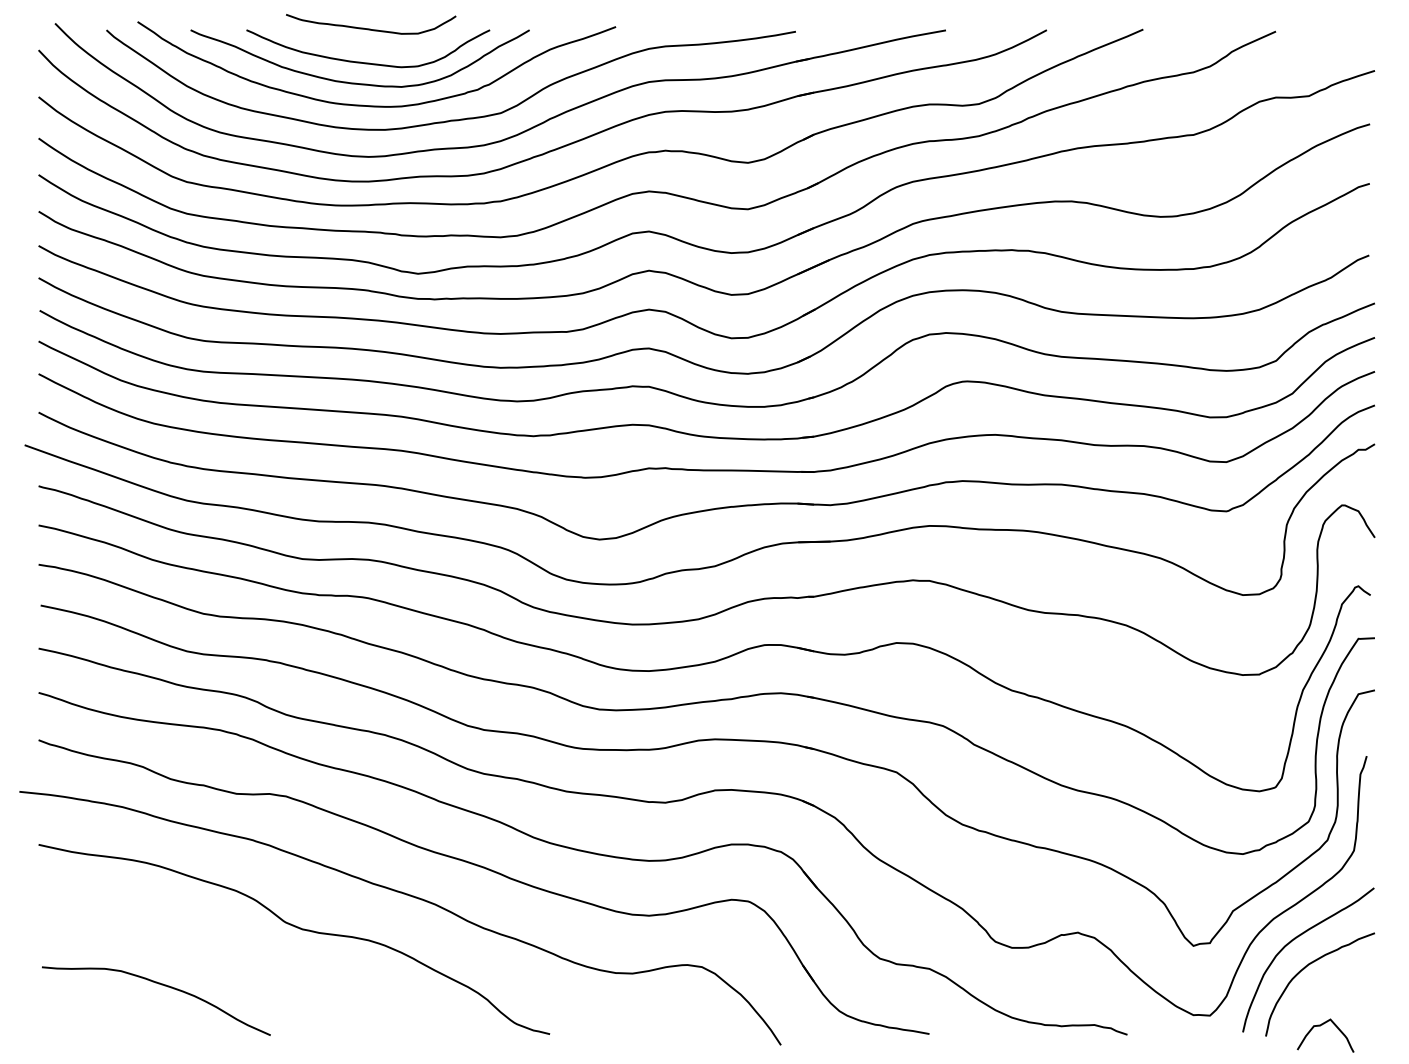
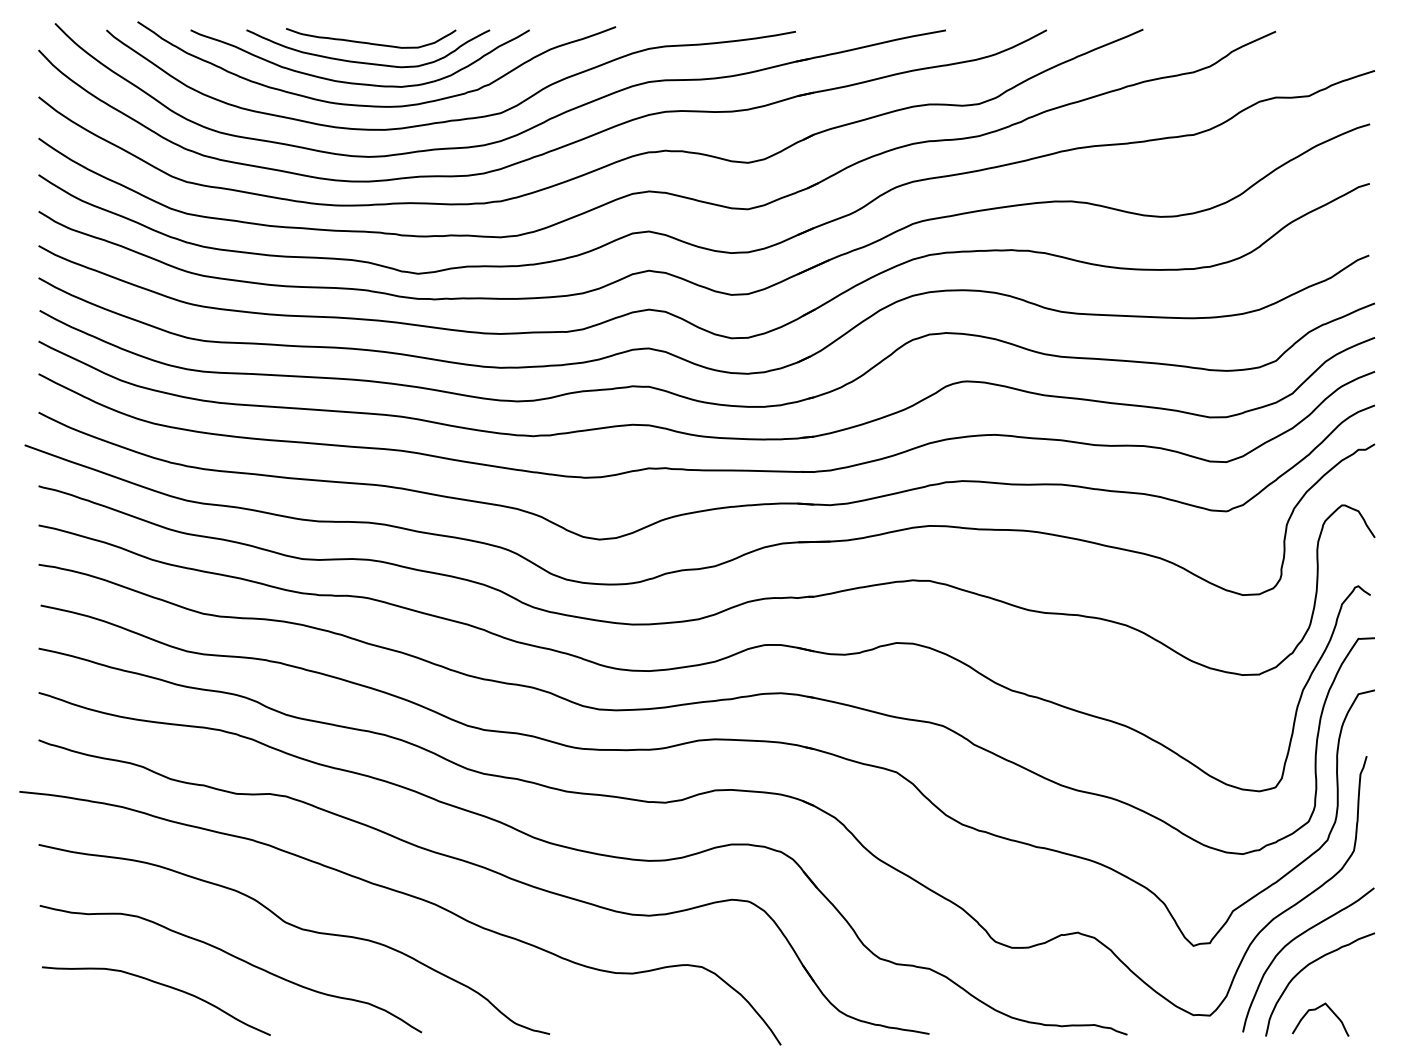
curve position: (370, 28) -> (370, 42) (370, 42)
curve: none -> present (235, 958)
curve position: (1320, 1026) -> (1315, 1010) (1315, 1010)
